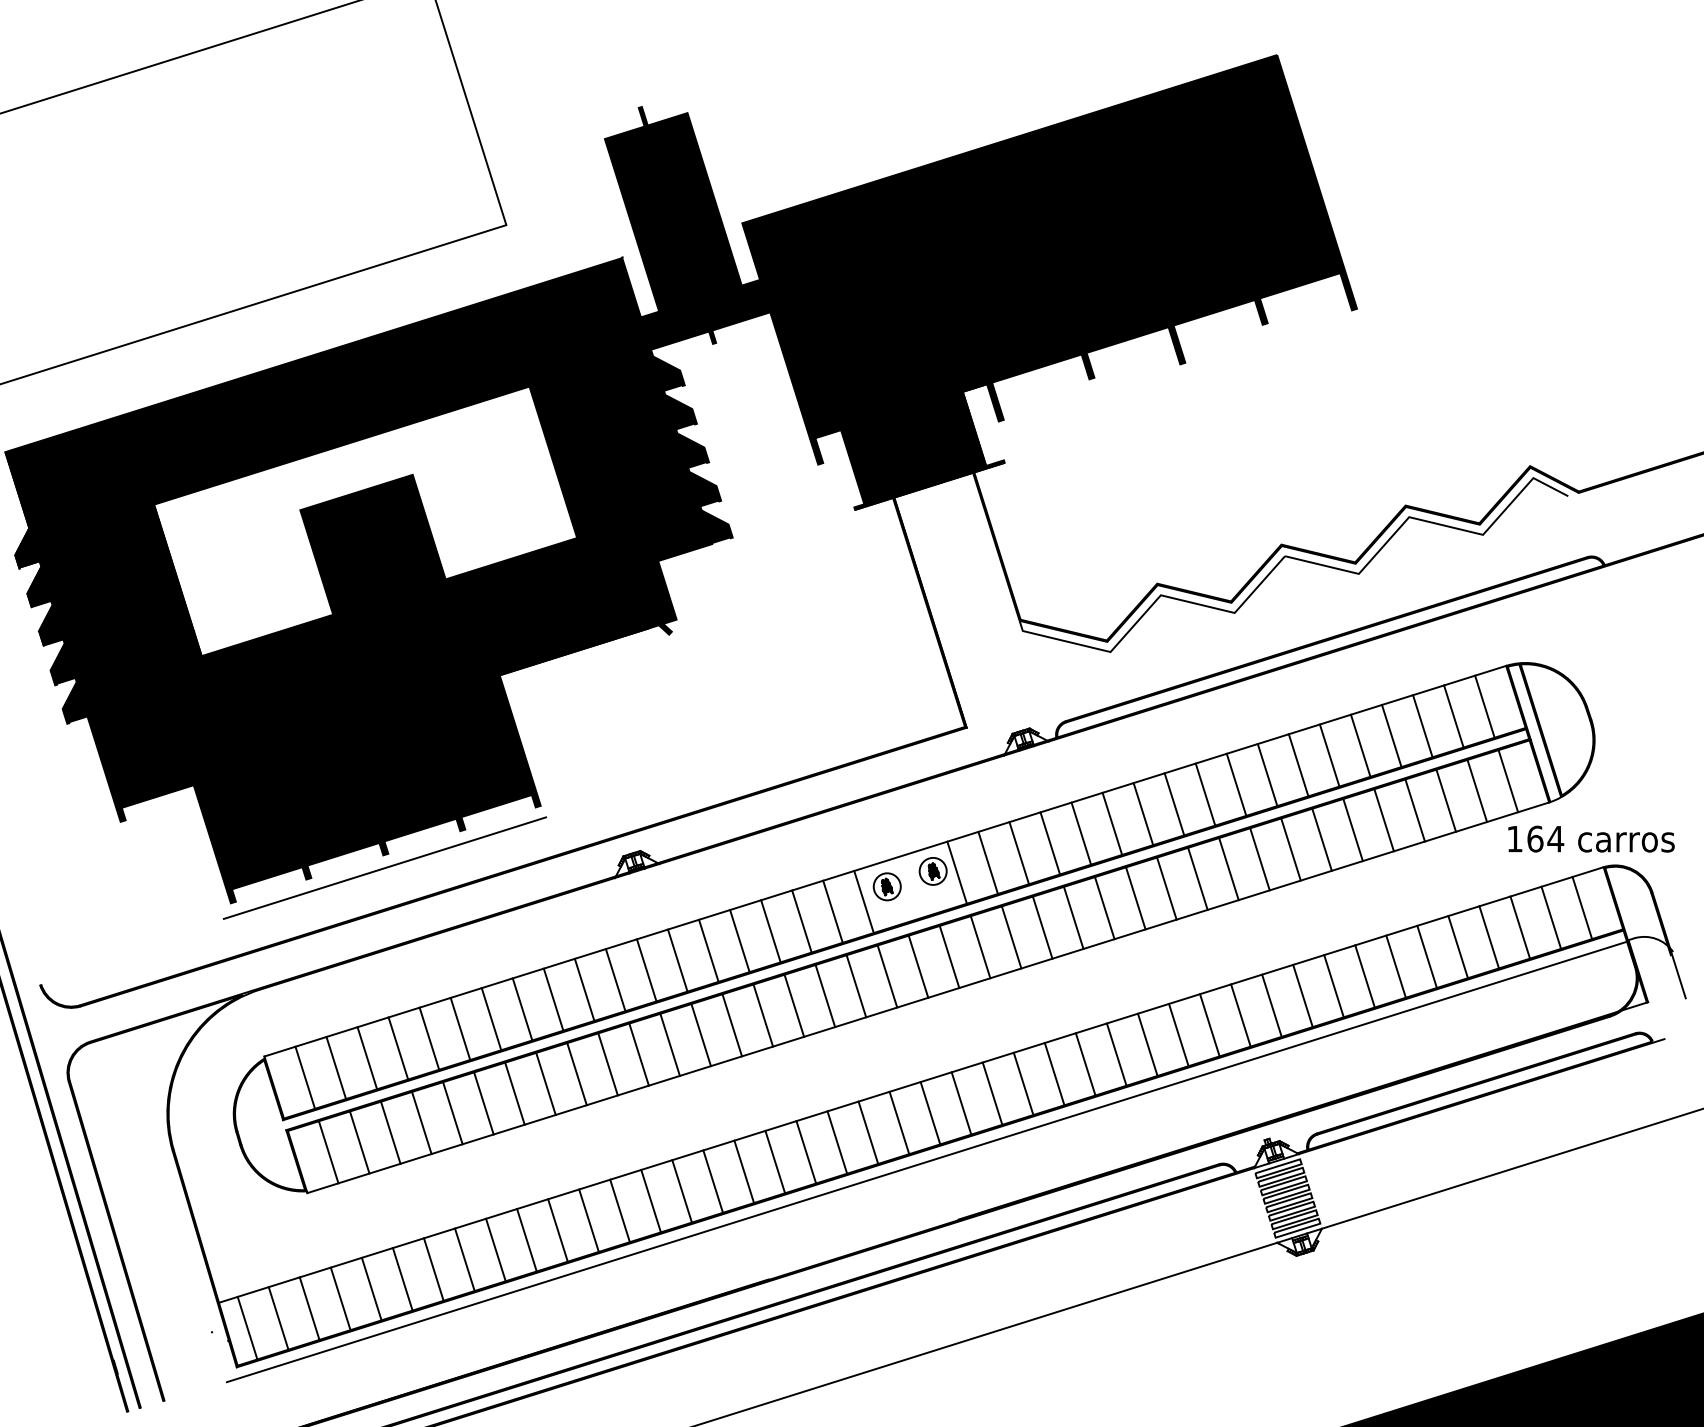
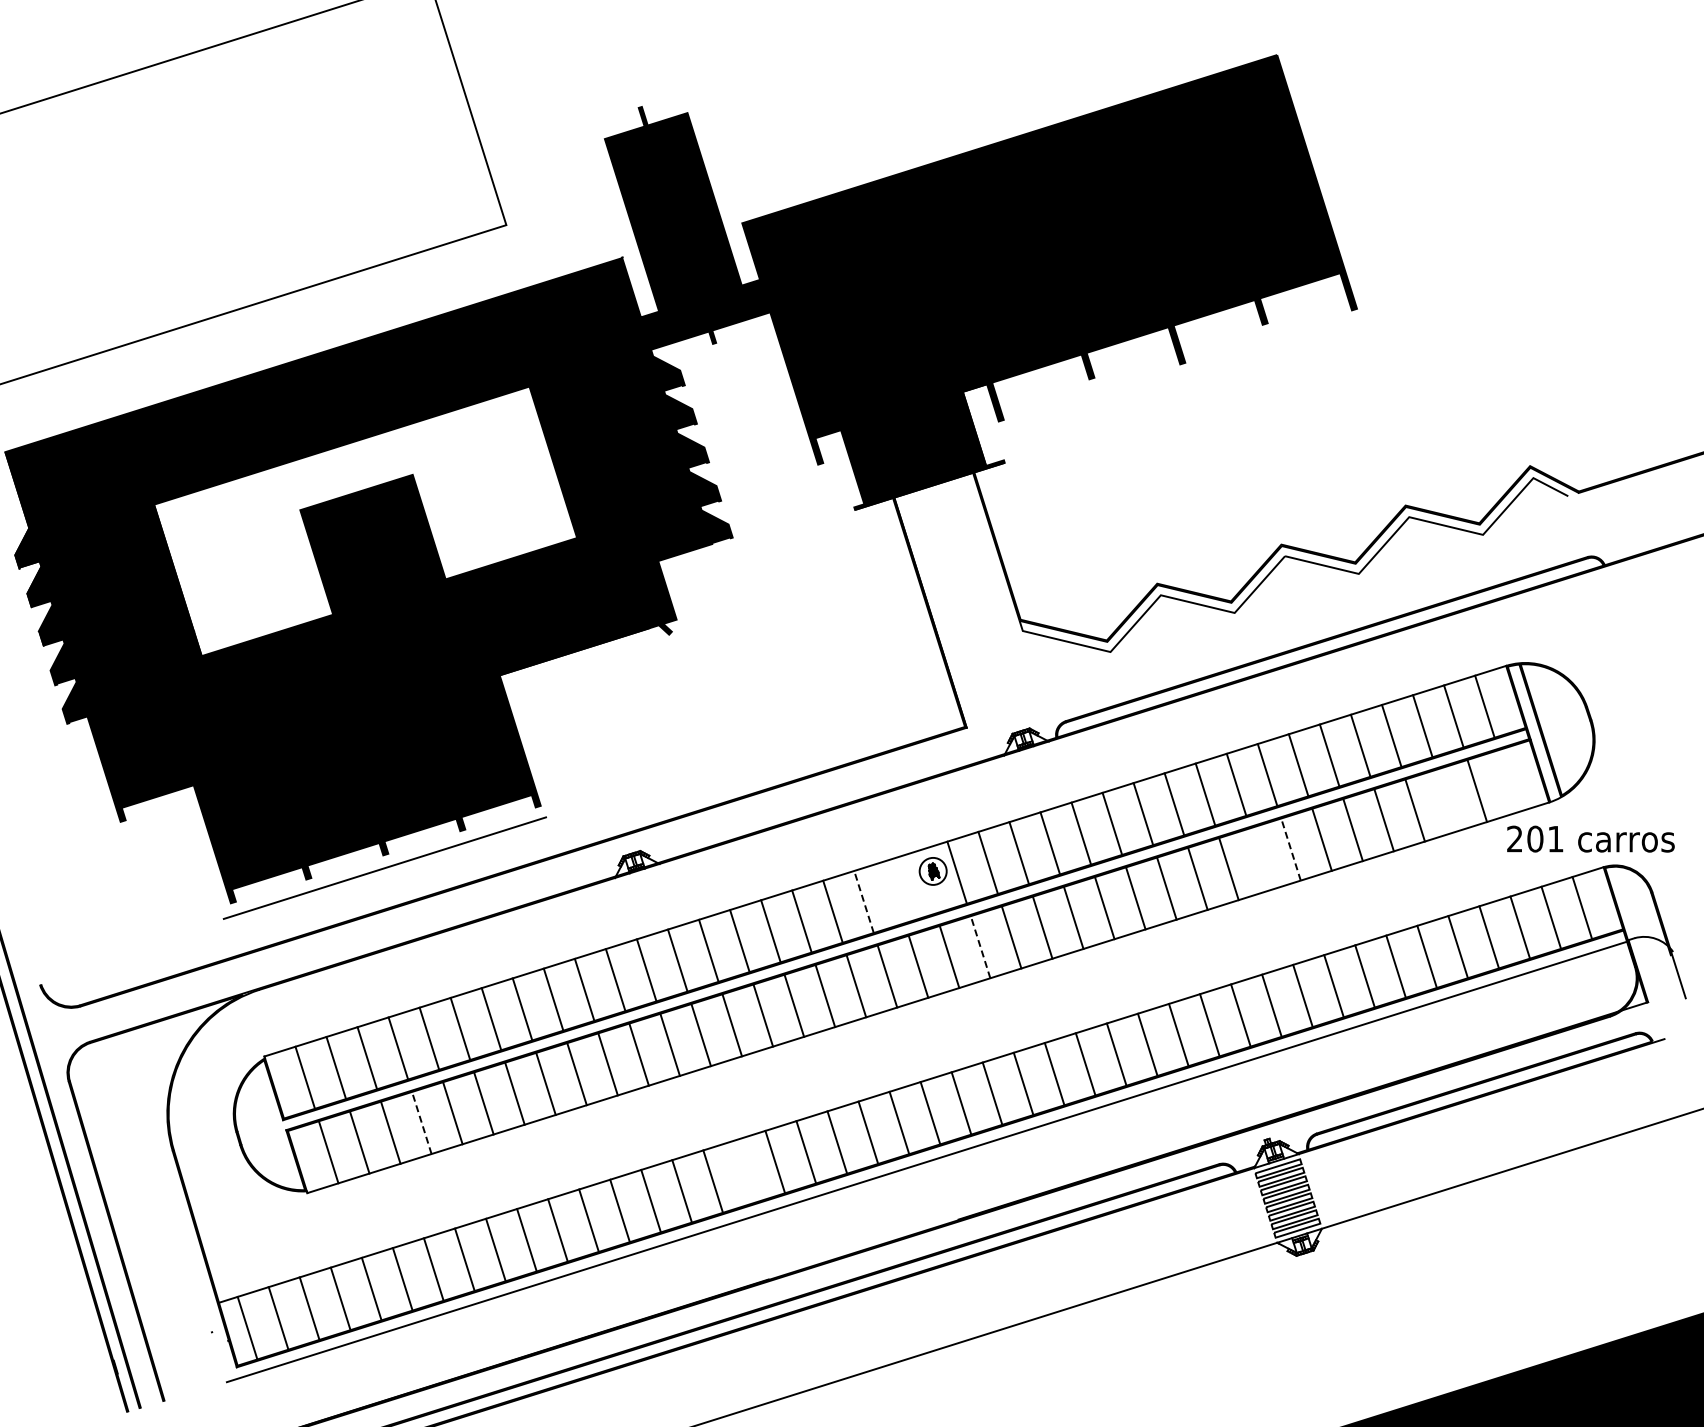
line: present -> none (1508, 781)
line: present -> none (1445, 800)
text: 164 -> 201 (1535, 838)
line: solid -> dashed (1291, 849)
line: present -> none (1259, 859)
part: present -> none (886, 886)
line: solid -> dashed (864, 902)
line: solid -> dashed (980, 947)
line: solid -> dashed (421, 1122)
line: present -> none (743, 1171)
